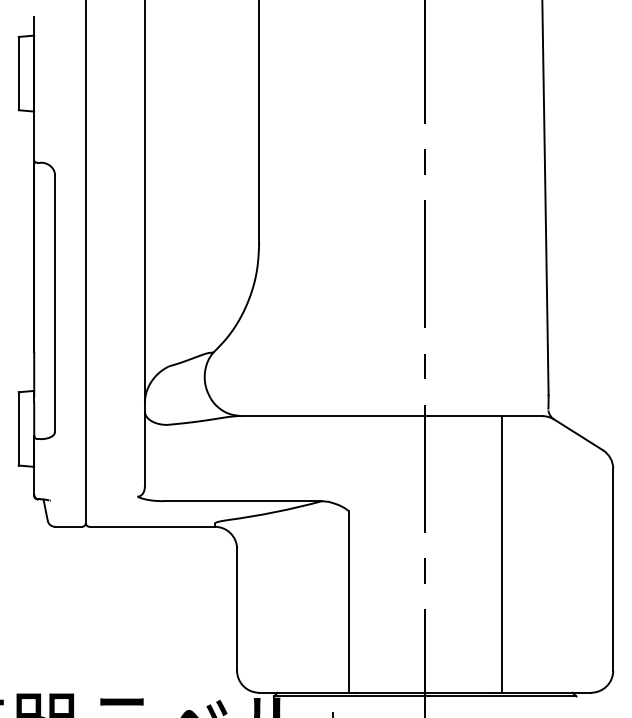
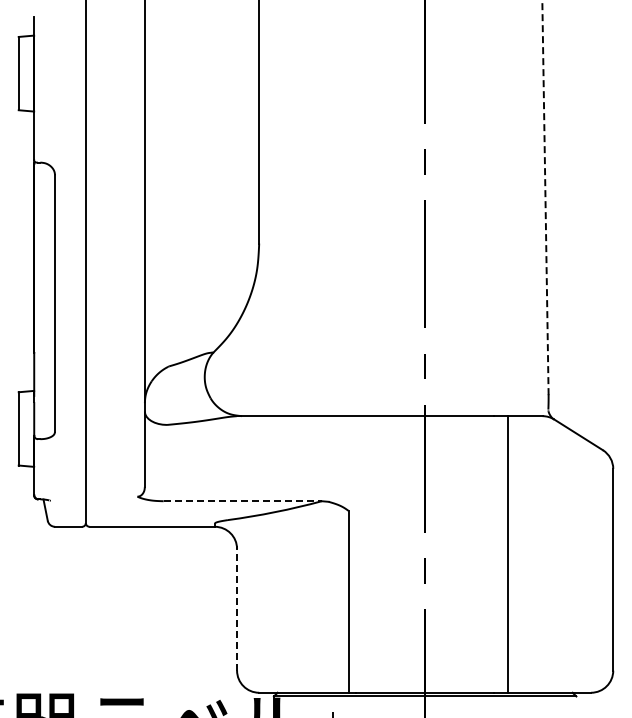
line: solid -> dashed (545, 197)
line: solid -> dashed (243, 501)
line position: (501, 554) -> (507, 554) (507, 554)
line: solid -> dashed (237, 607)
